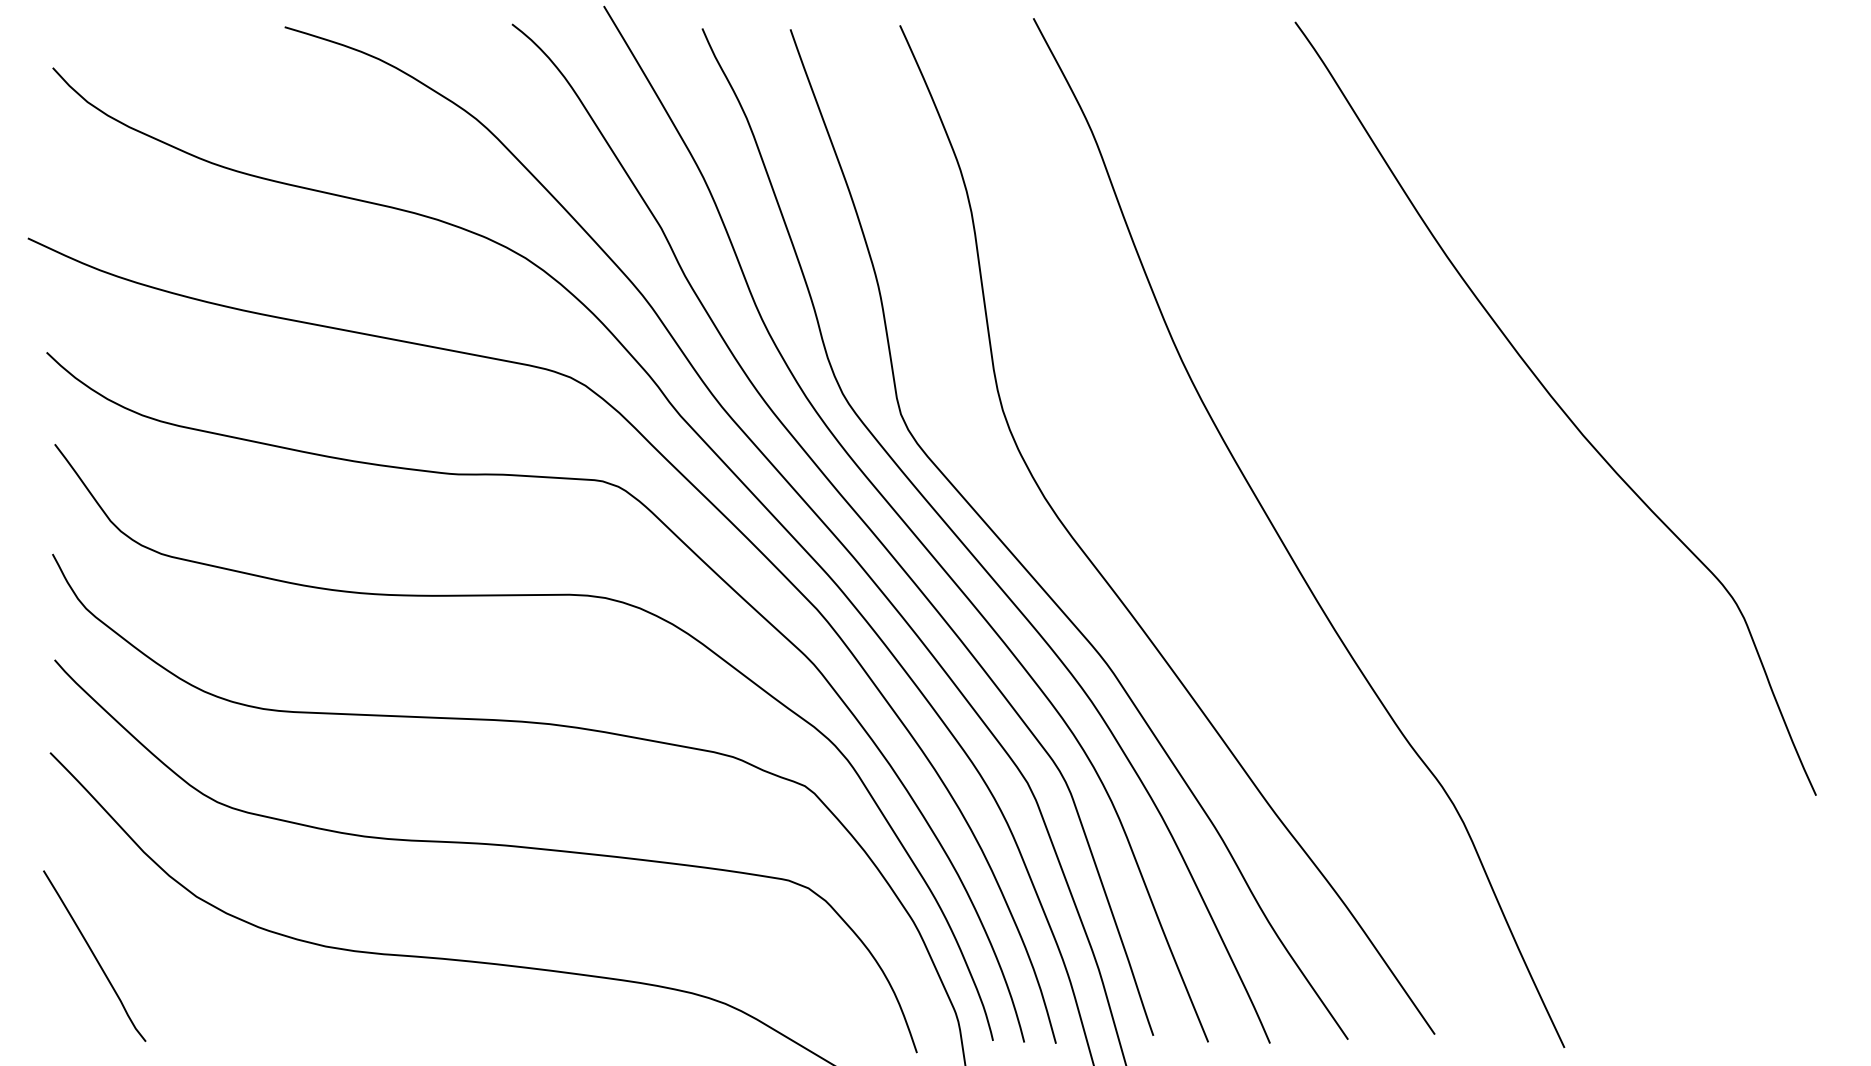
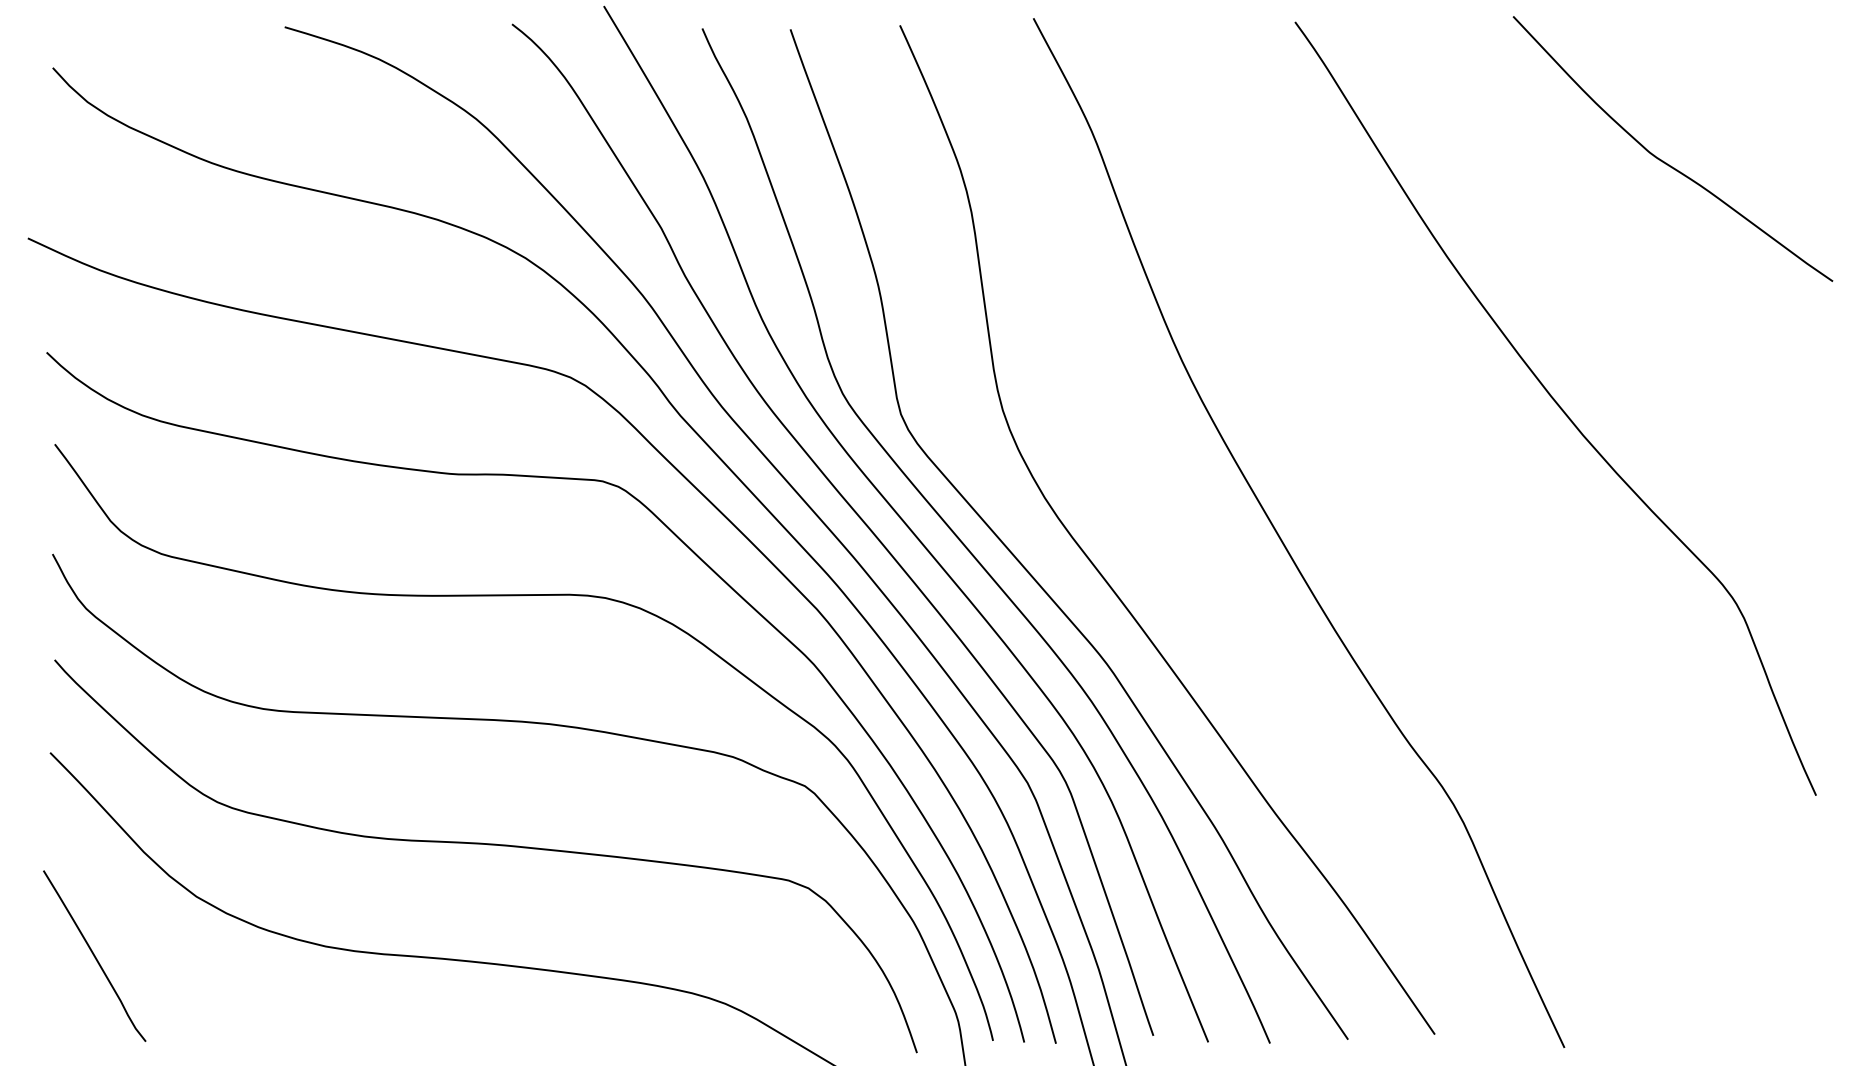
curve: none -> present (1663, 160)
